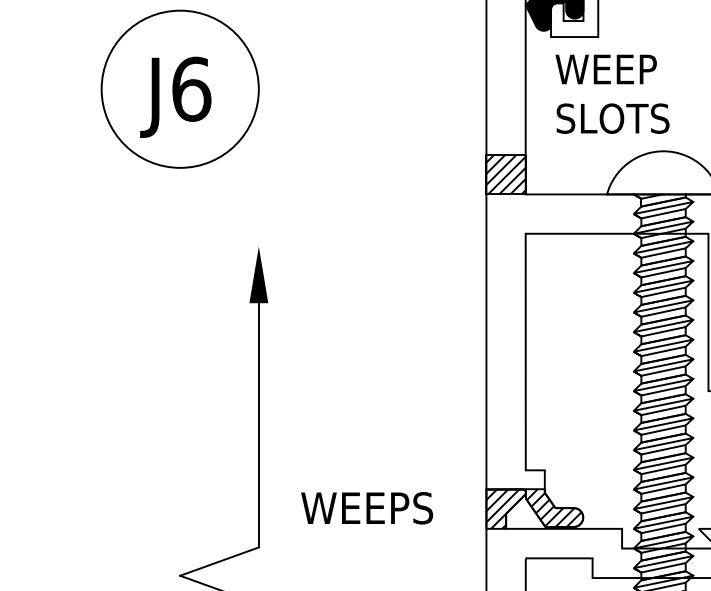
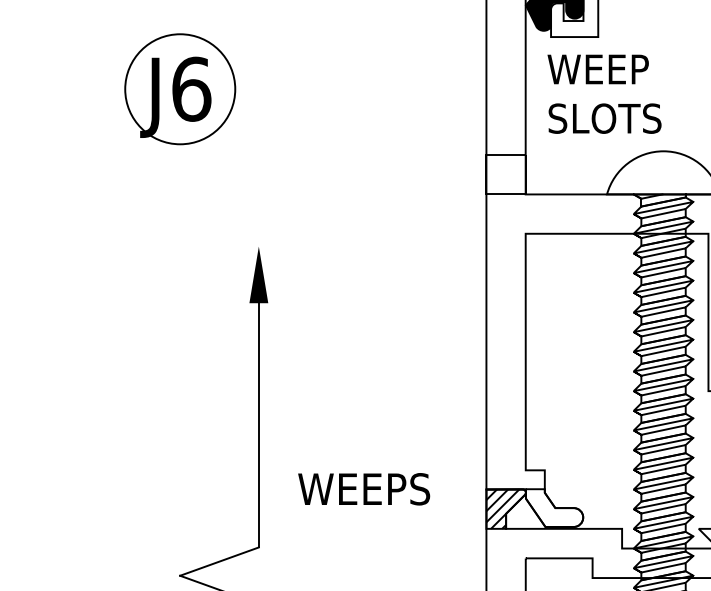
circle diameter: 157 px -> 110 px (180, 89)
text position: (612, 93) -> (604, 93) (604, 93)
hatch: present -> none (505, 174)
hatch: present -> none (553, 507)
text position: (367, 508) -> (364, 489) (364, 489)
